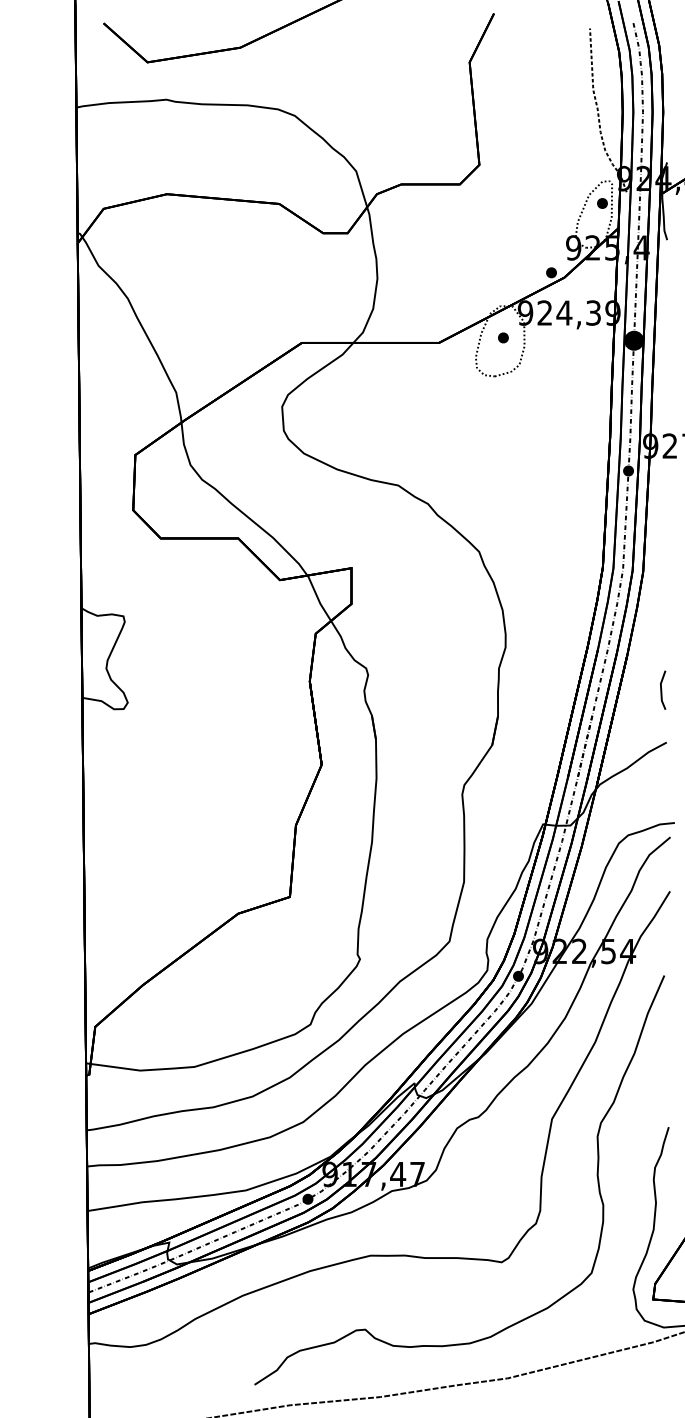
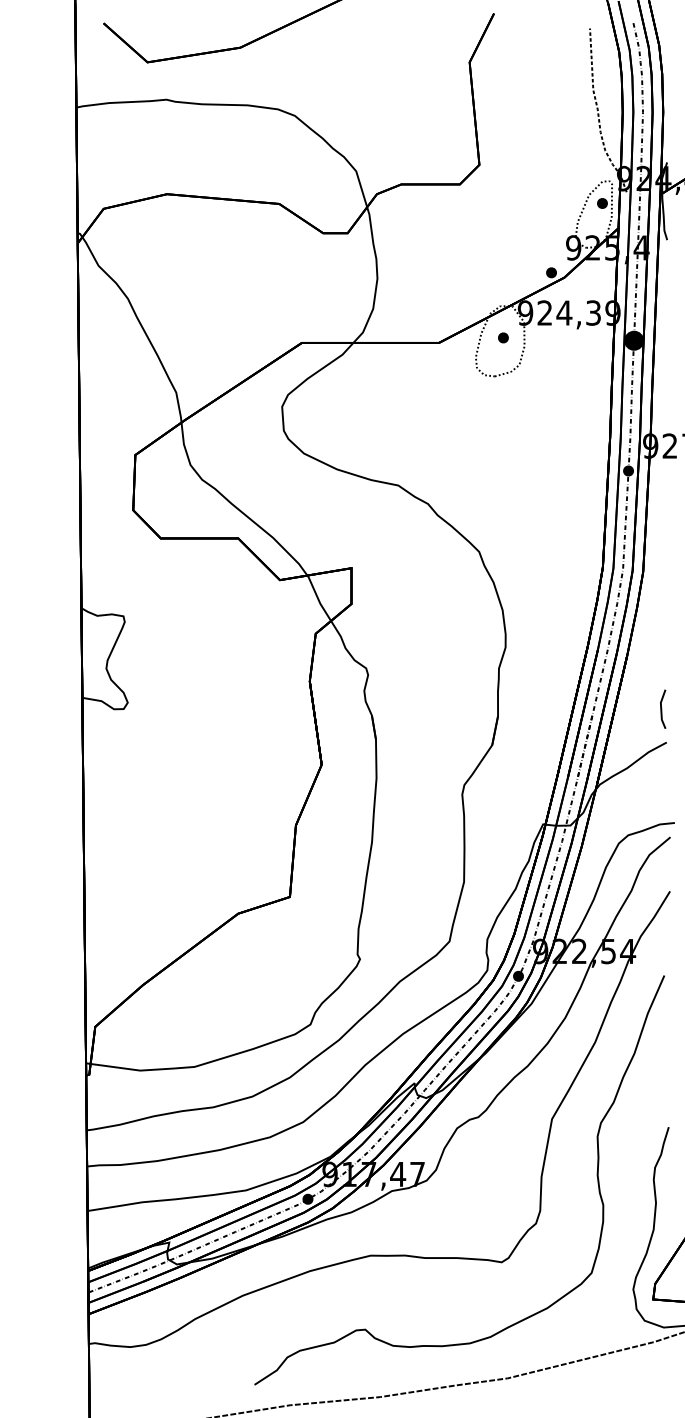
line position: (662, 689) -> (662, 708) (662, 708)
